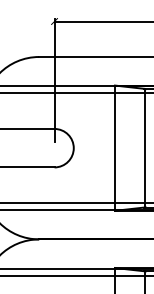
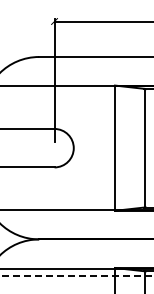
line: present -> none (76, 93)
line: present -> none (76, 203)
line: solid -> dashed (77, 275)
